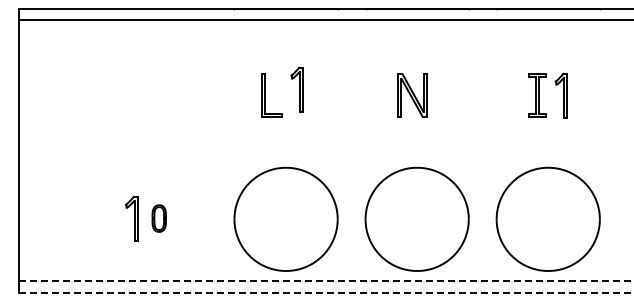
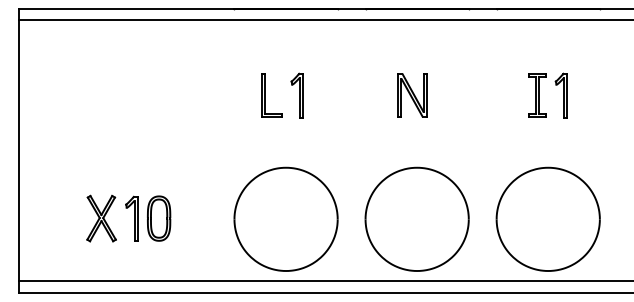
part position: (296, 89) -> (296, 95) (296, 95)
part: none -> present (101, 218)
part size: 16x29 px -> 25x47 px (159, 218)
line: dashed -> solid (326, 281)
line: dashed -> solid (326, 292)
